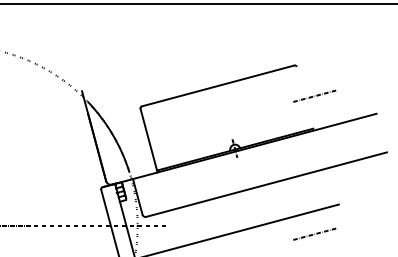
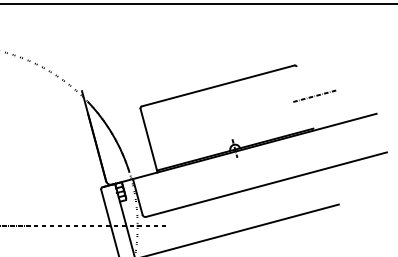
line: present -> none (314, 233)
